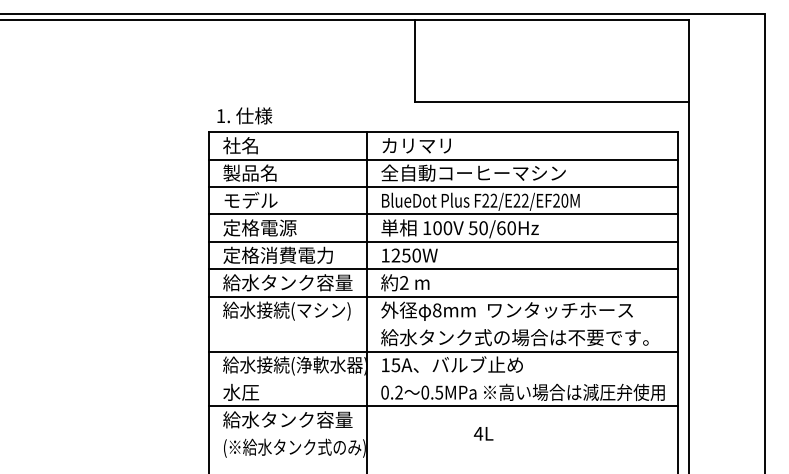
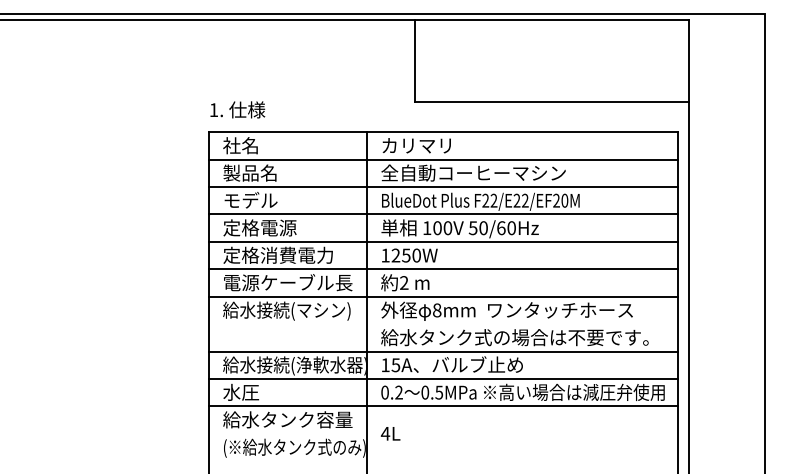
text position: (244, 115) -> (237, 109) (237, 109)
text: 給水タンク容量 -> 電源ケーブル長 (287, 282)
line: none -> present (442, 378)
text position: (483, 433) -> (390, 433) (390, 433)
